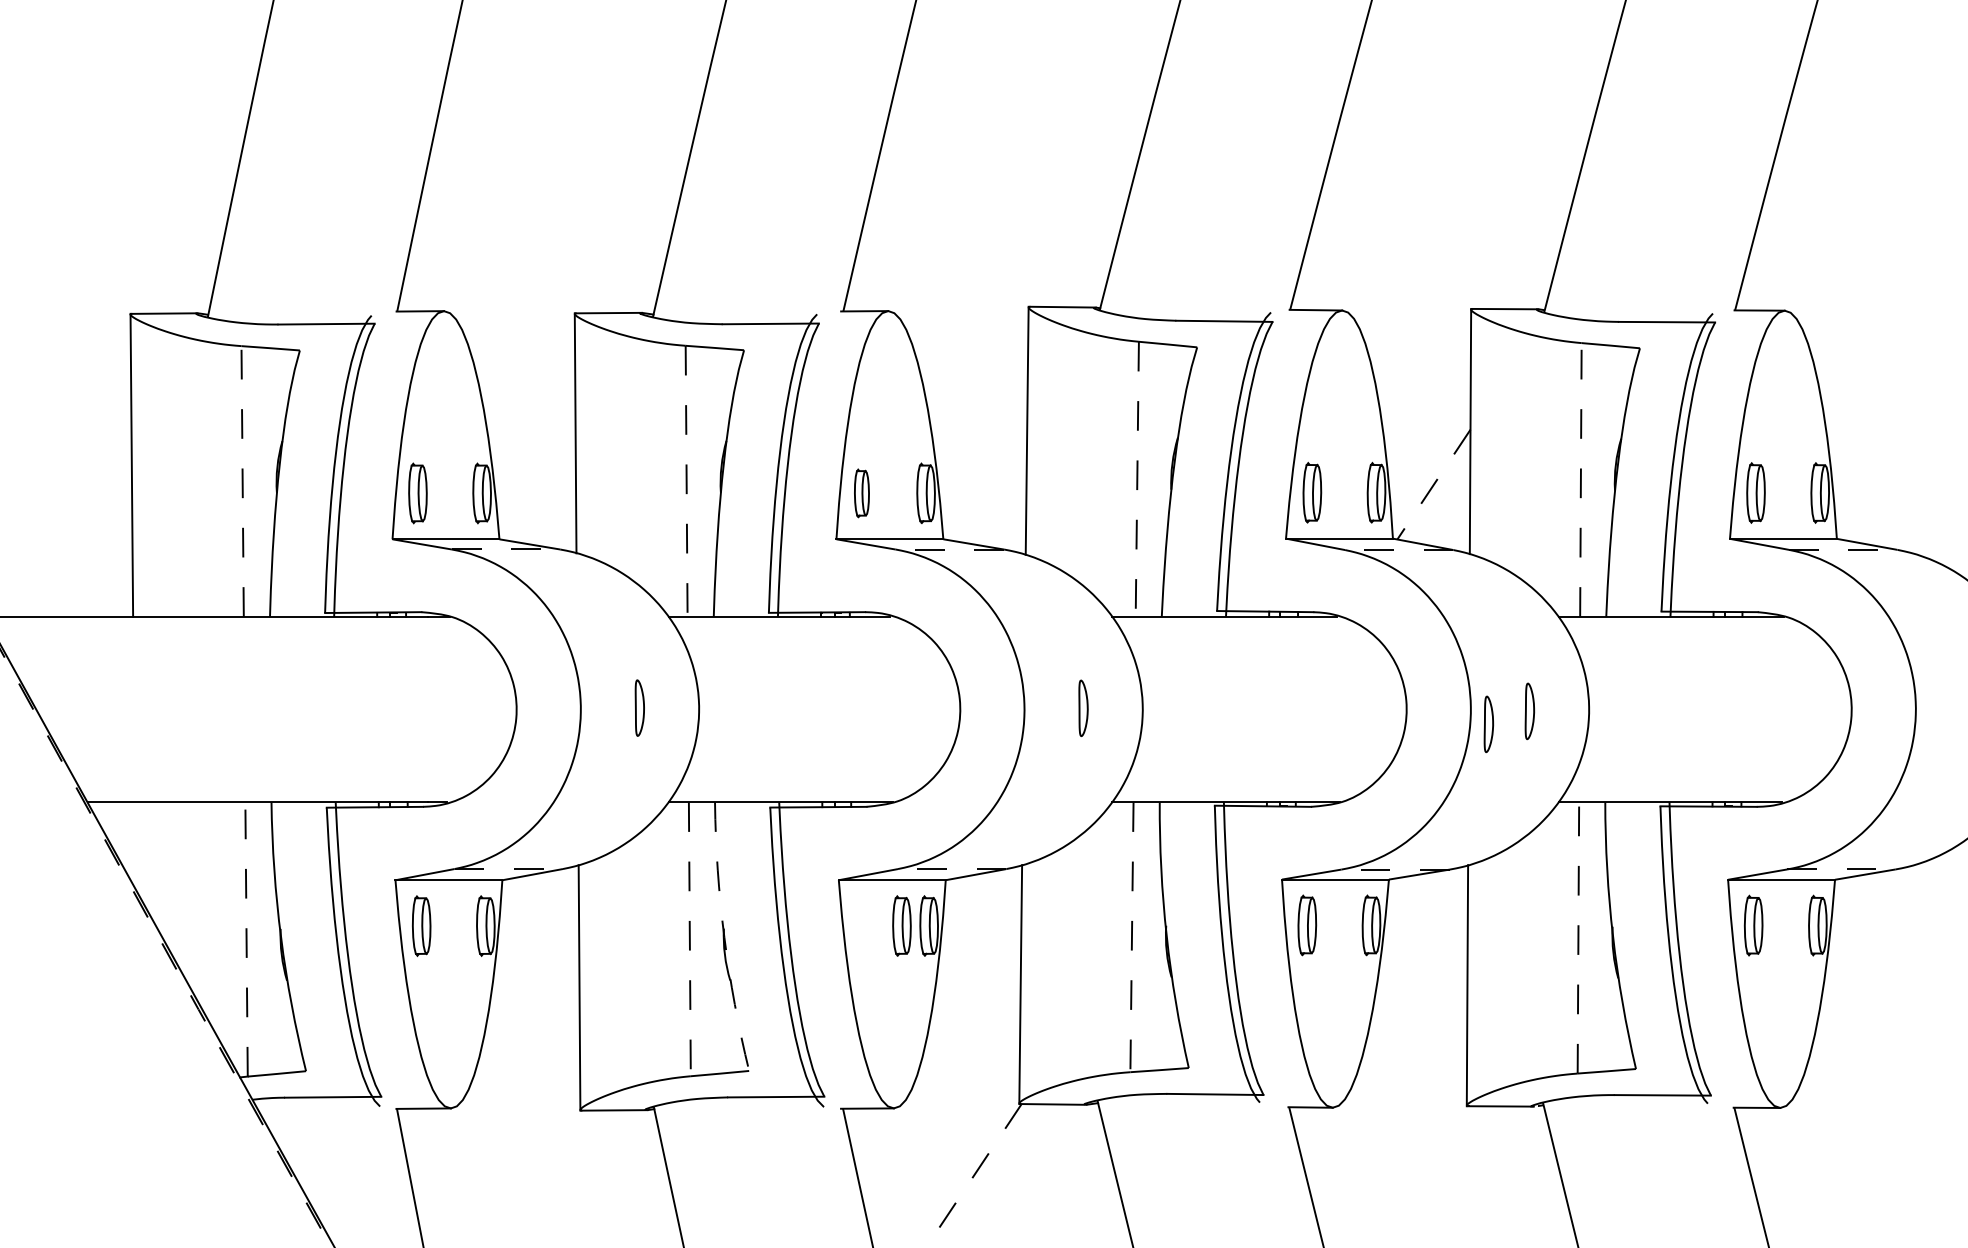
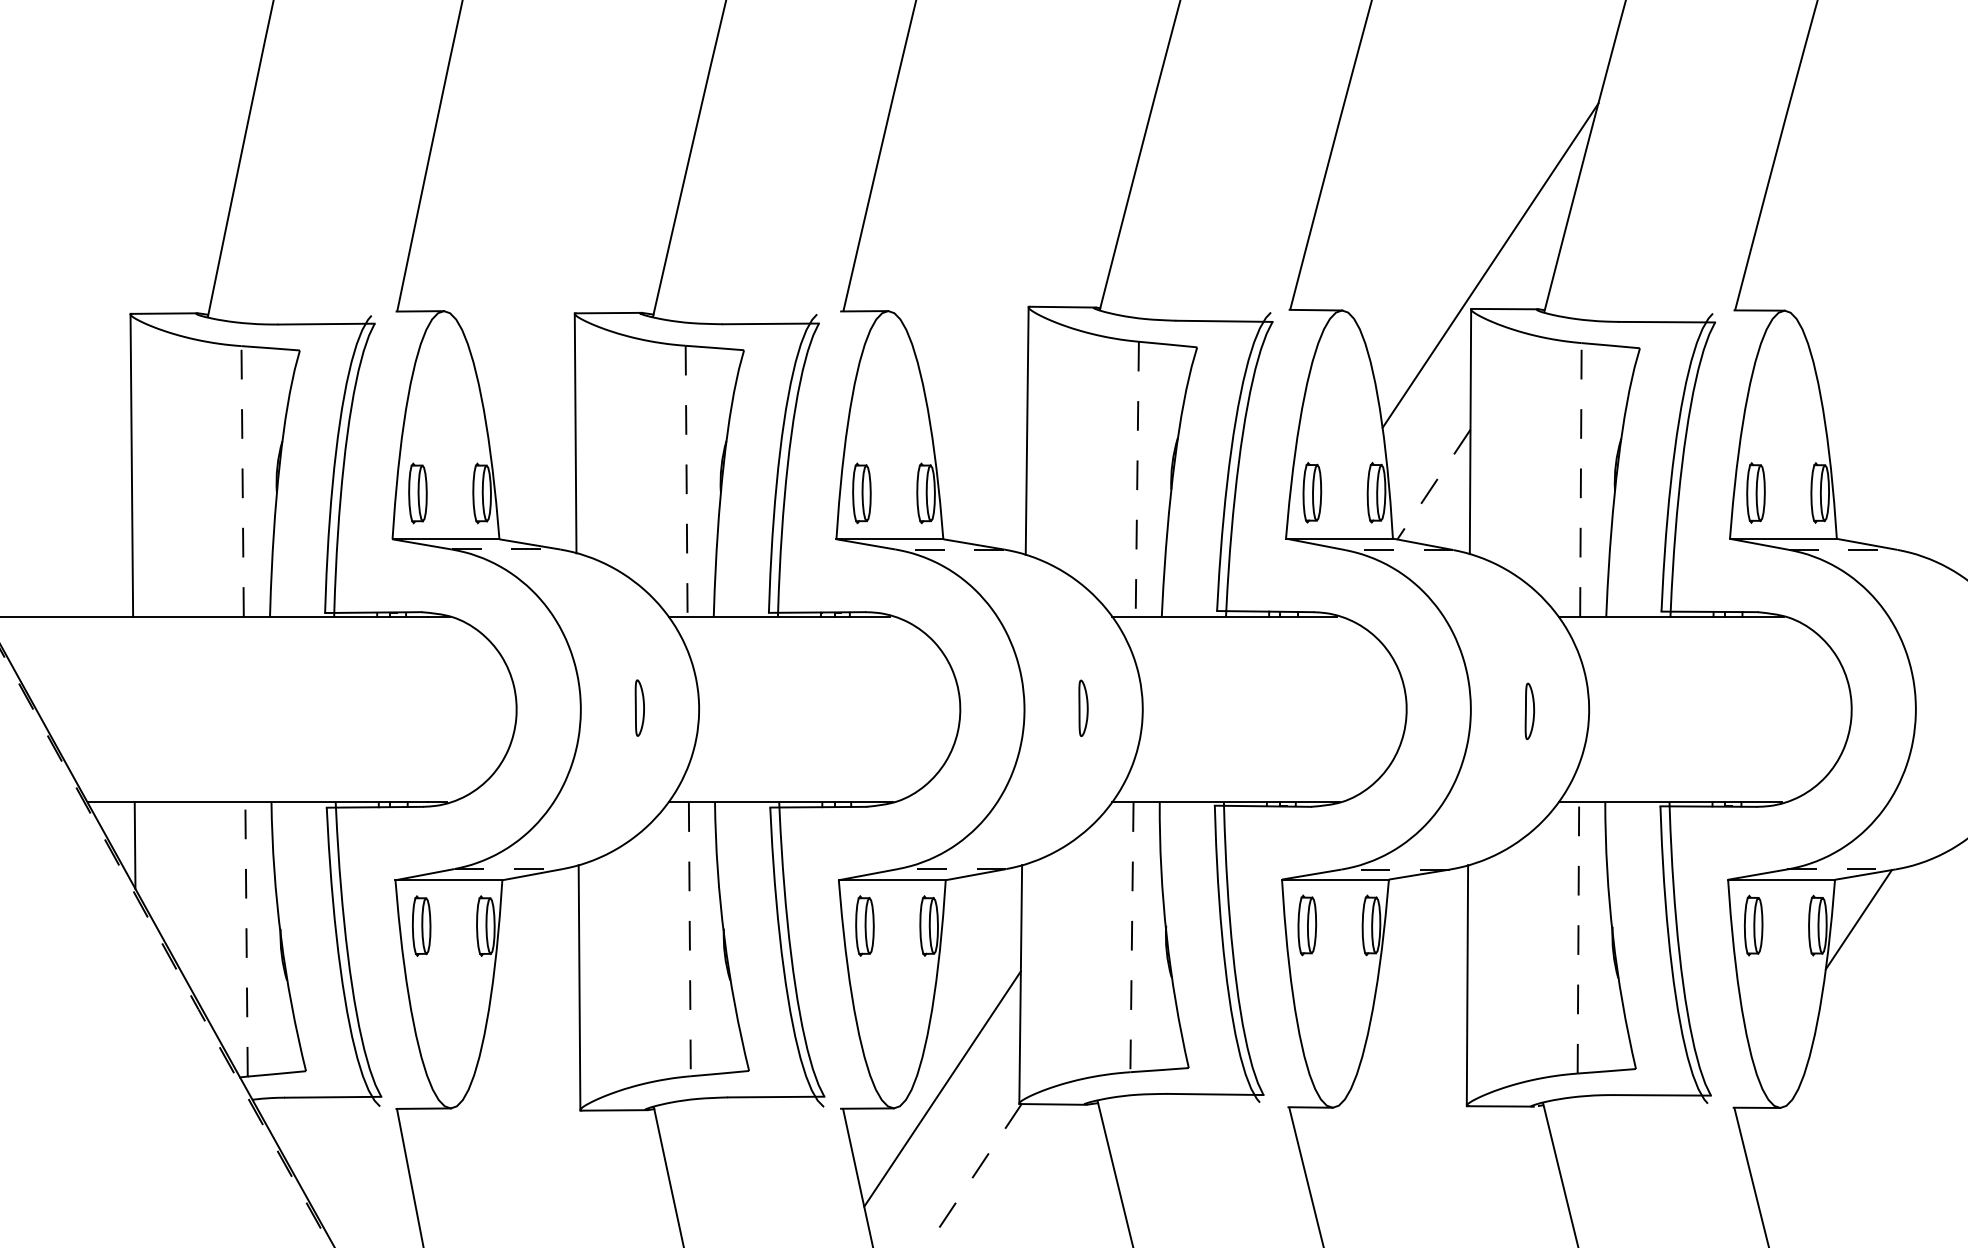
line: none -> present (1490, 265)
part size: 16x51 px -> 20x63 px (861, 493)
part: present -> none (1488, 724)
line: none -> present (134, 845)
line: none -> present (1858, 919)
part position: (901, 925) -> (864, 925) (864, 925)
arc: dashed -> solid (724, 937)
line: none -> present (942, 1088)
